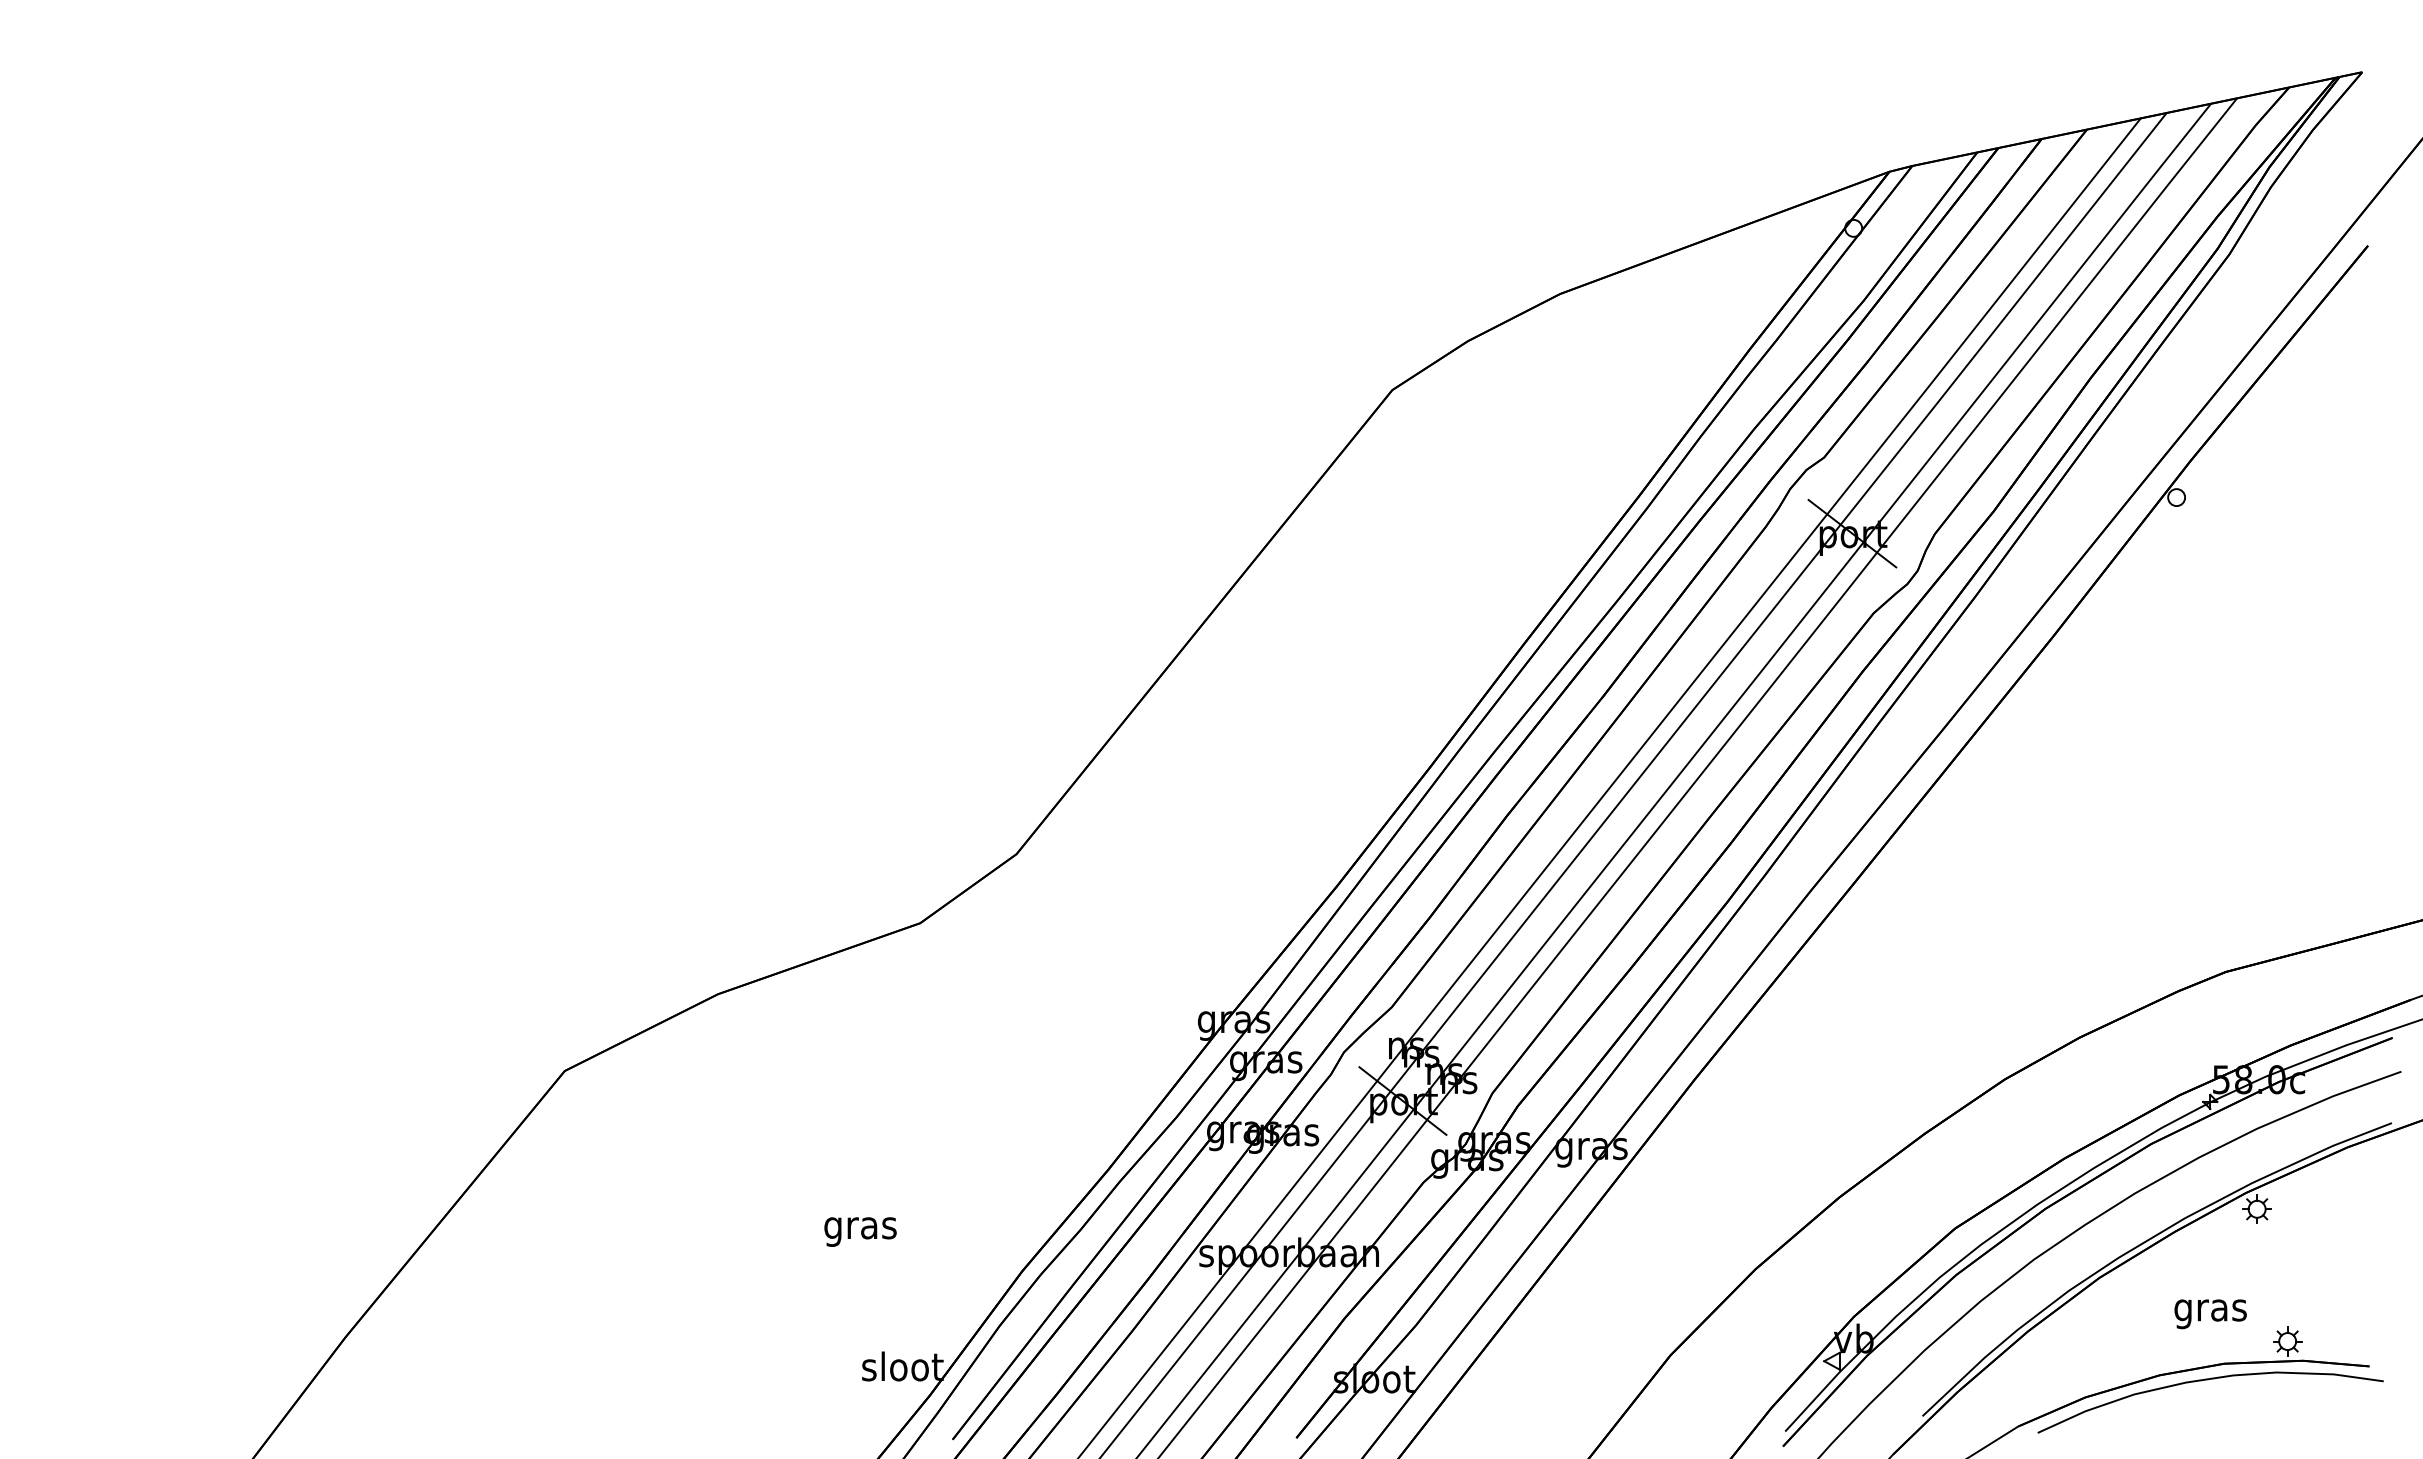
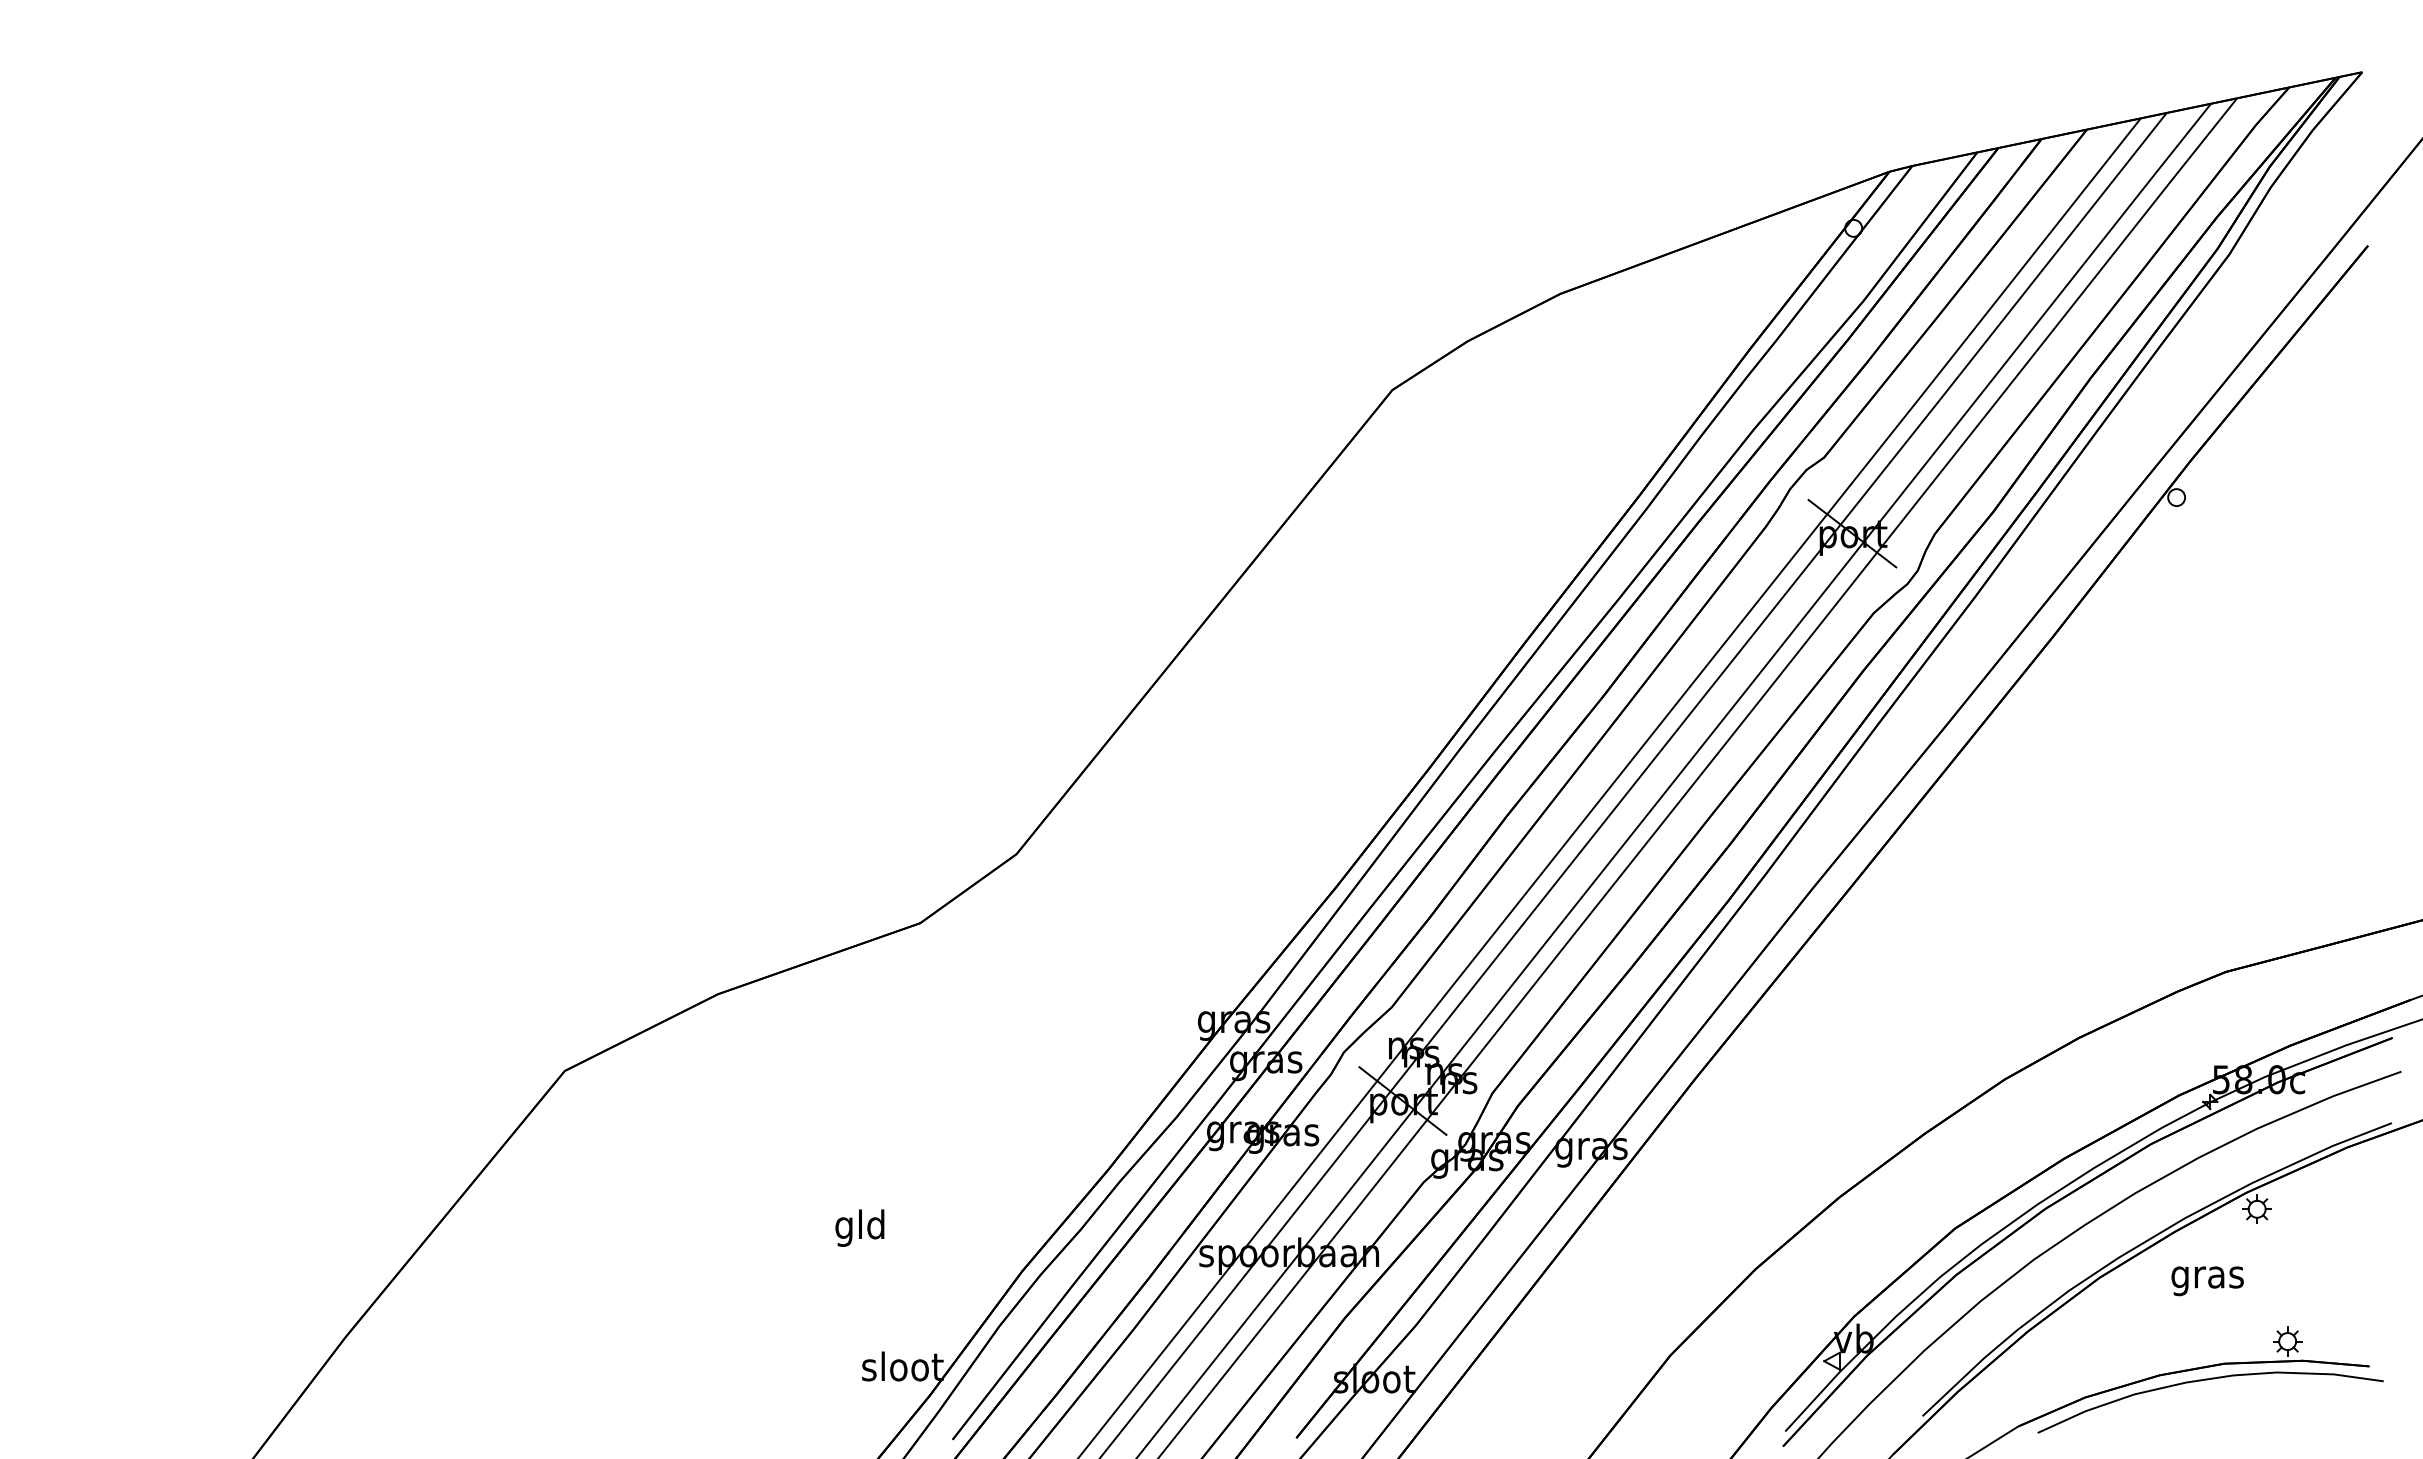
text: gras -> gld (860, 1227)
text position: (2210, 1314) -> (2207, 1281) (2207, 1281)
